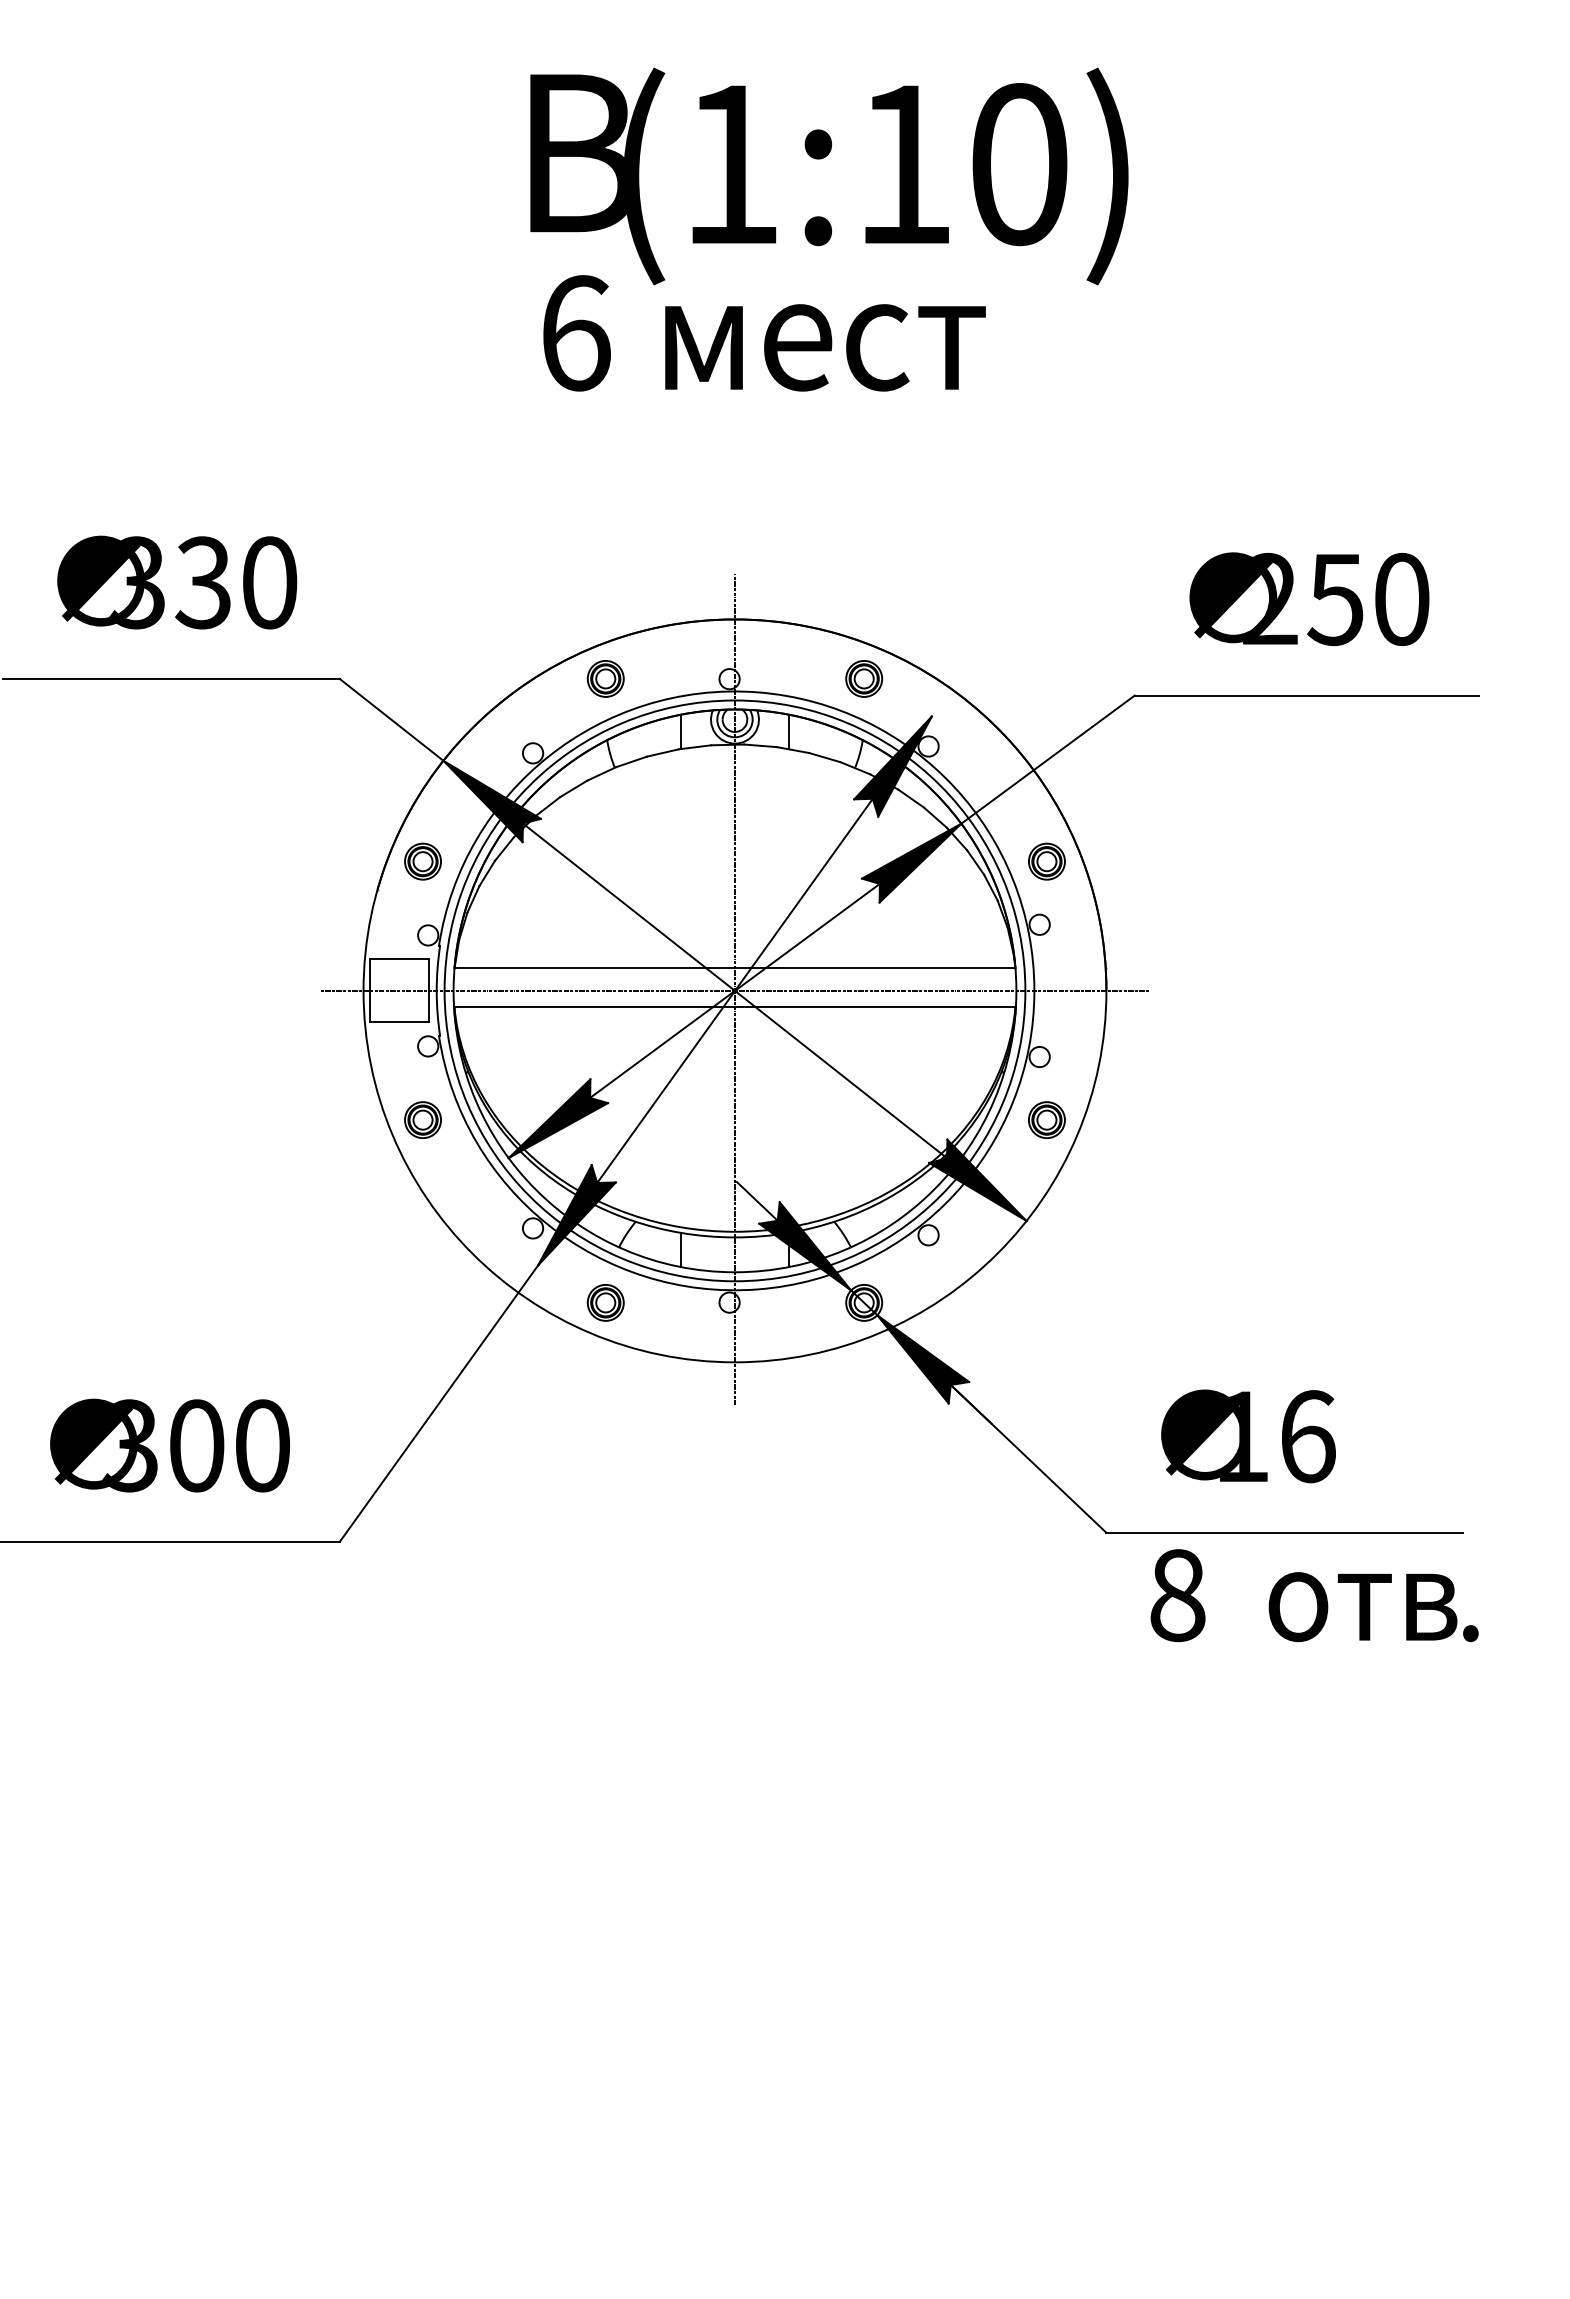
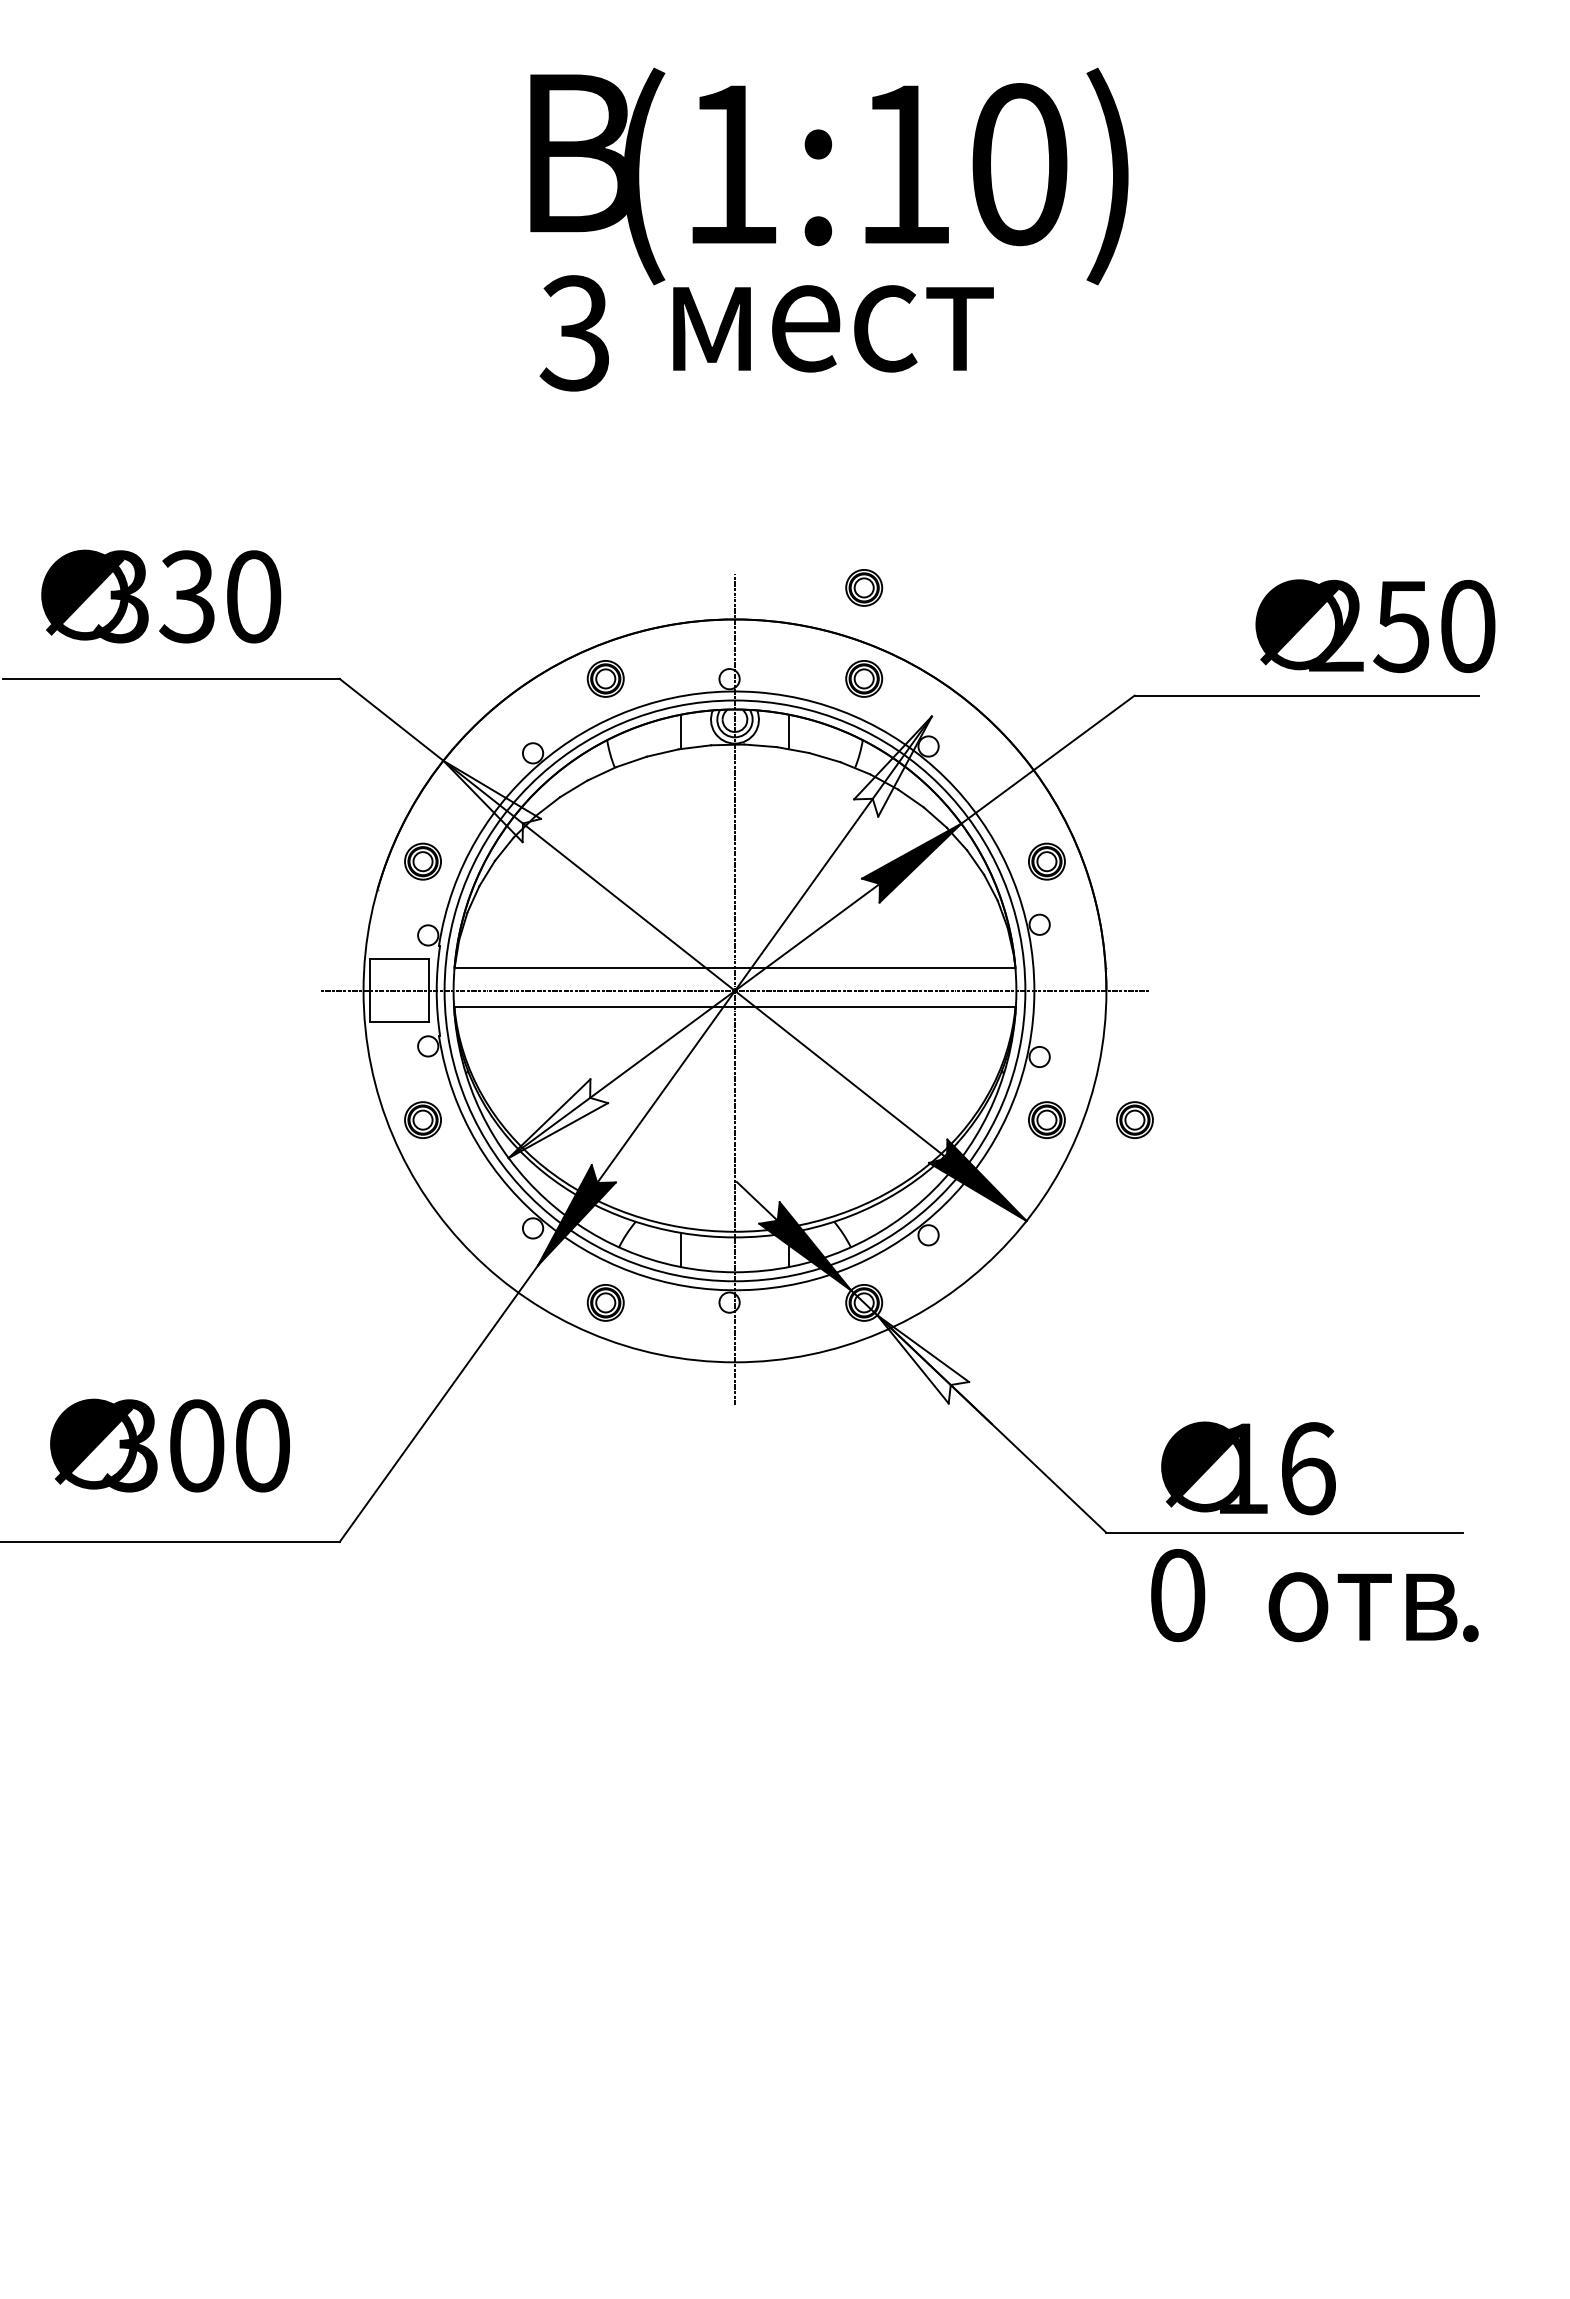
text: 6 -> 3 (574, 333)
text position: (825, 347) -> (833, 328) (833, 328)
text position: (177, 582) -> (161, 596) (161, 596)
part: none -> present (864, 587)
text position: (1309, 599) -> (1375, 626) (1375, 626)
fill: present -> none (892, 766)
fill: present -> none (491, 801)
fill: present -> none (558, 1118)
part: none -> present (1134, 1119)
fill: present -> none (923, 1359)
text position: (1248, 1436) -> (1248, 1468) (1248, 1468)
text: 8 -> 0 (1177, 1595)
